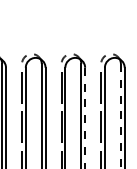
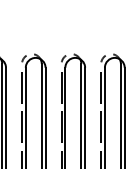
line: dashed -> solid (120, 116)
line: dashed -> solid (85, 118)
